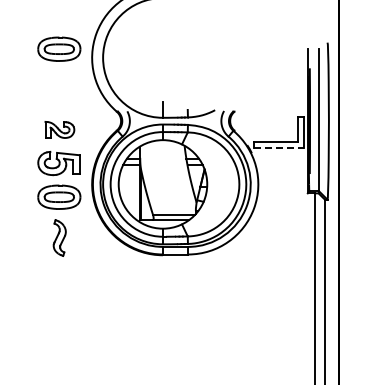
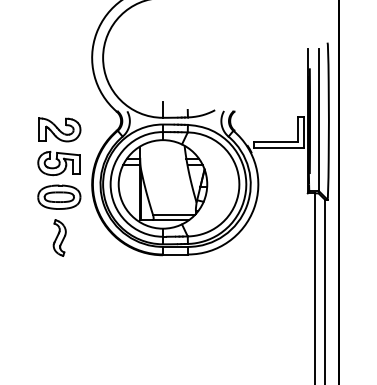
part: present -> none (59, 48)
part size: 32x18 px -> 44x26 px (59, 129)
line: dashed -> solid (279, 148)
